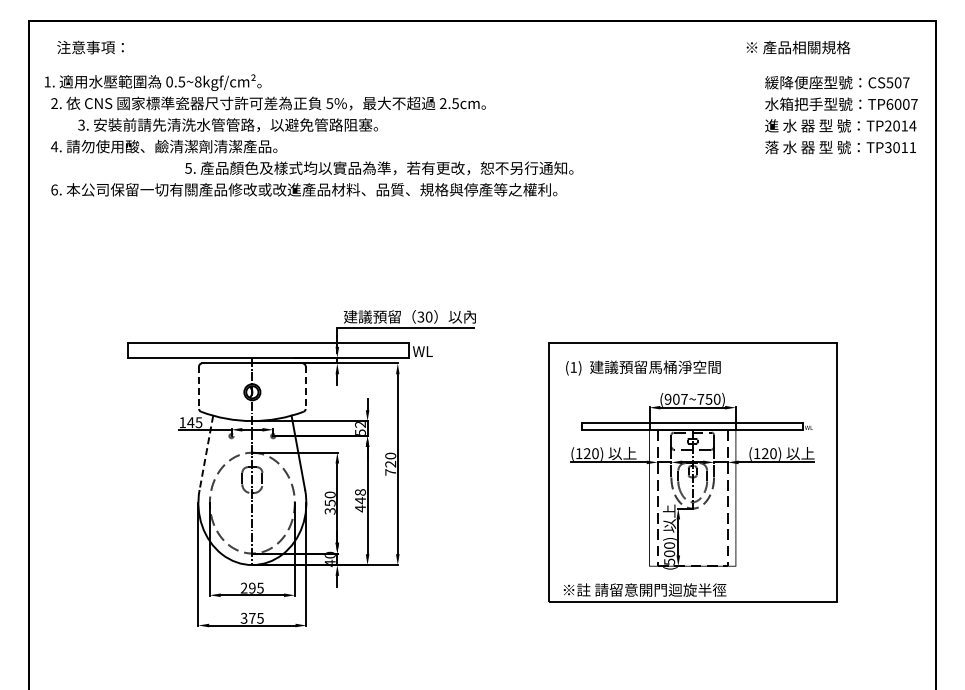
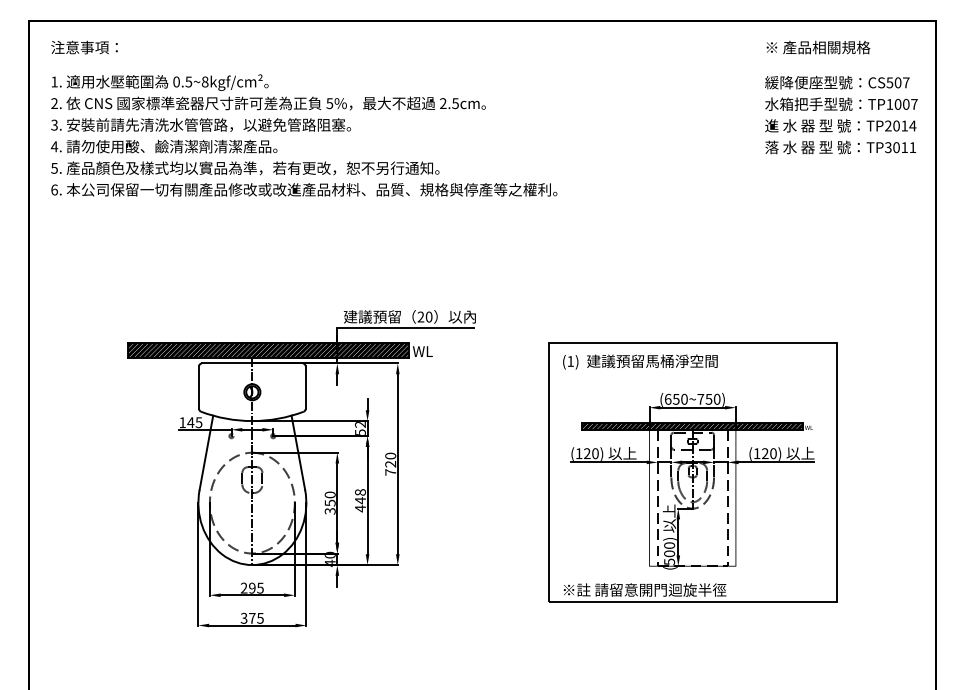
text position: (90, 47) -> (84, 47) (84, 47)
text position: (798, 47) -> (818, 47) (818, 47)
text position: (153, 82) -> (160, 82) (160, 82)
text: TP6007 -> TP1007 (889, 103)
text position: (227, 124) -> (200, 124) (200, 124)
text position: (379, 168) -> (245, 168) (245, 168)
text: 30 -> 20 (420, 317)
hatch: none -> present (268, 349)
text position: (643, 367) -> (640, 361) (640, 361)
line: dashed -> solid (199, 388)
line: dashed -> solid (305, 388)
text: (907~750) -> (650~750) (675, 398)
hatch: none -> present (692, 426)
line: dashed -> solid (206, 452)
